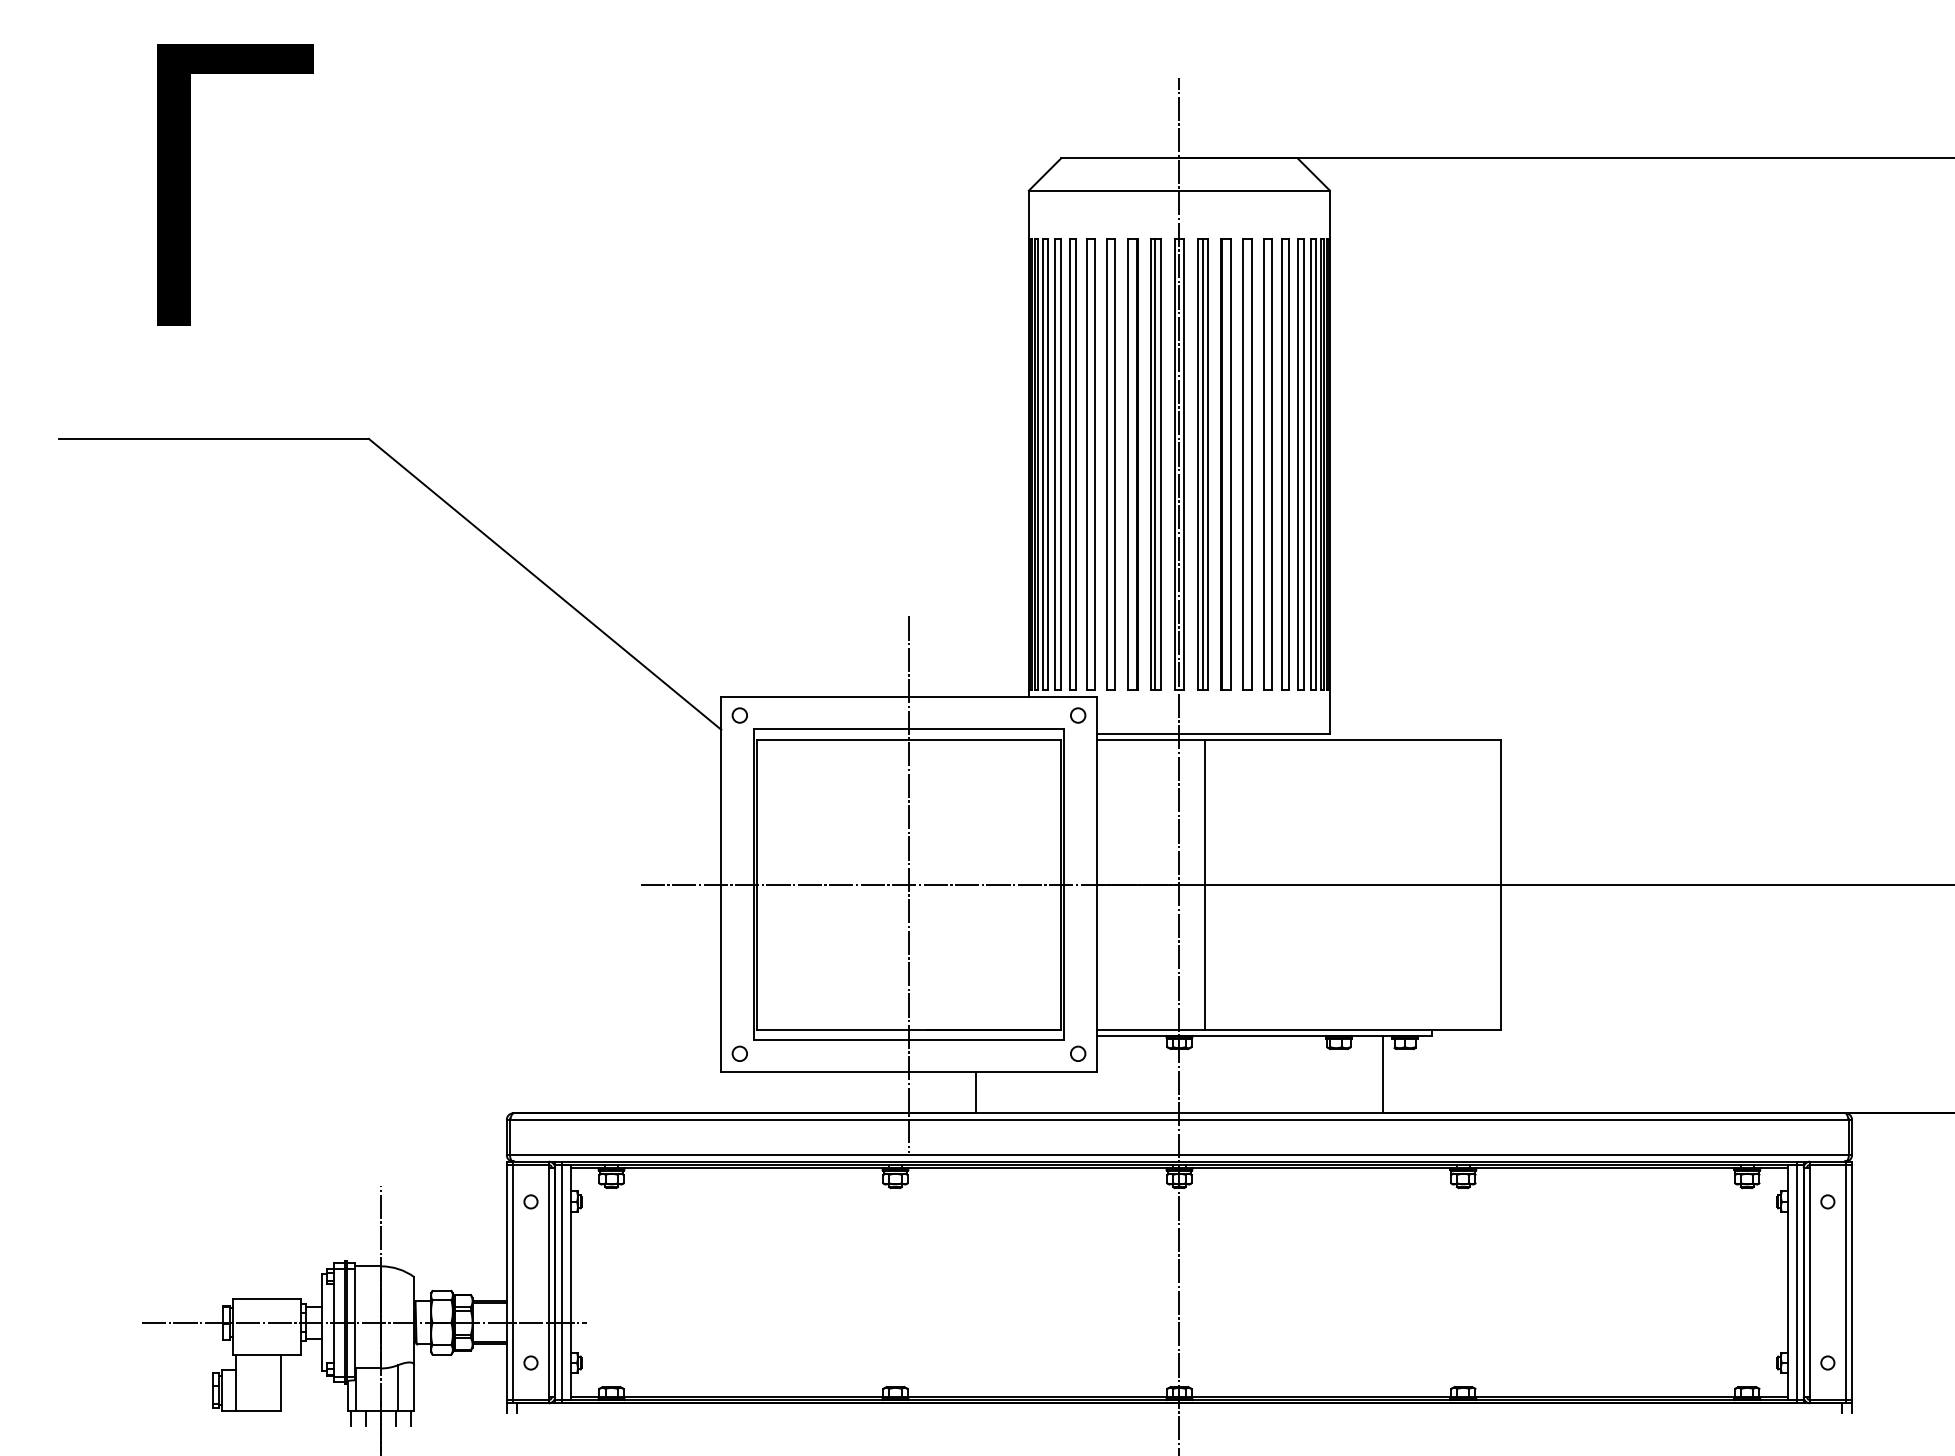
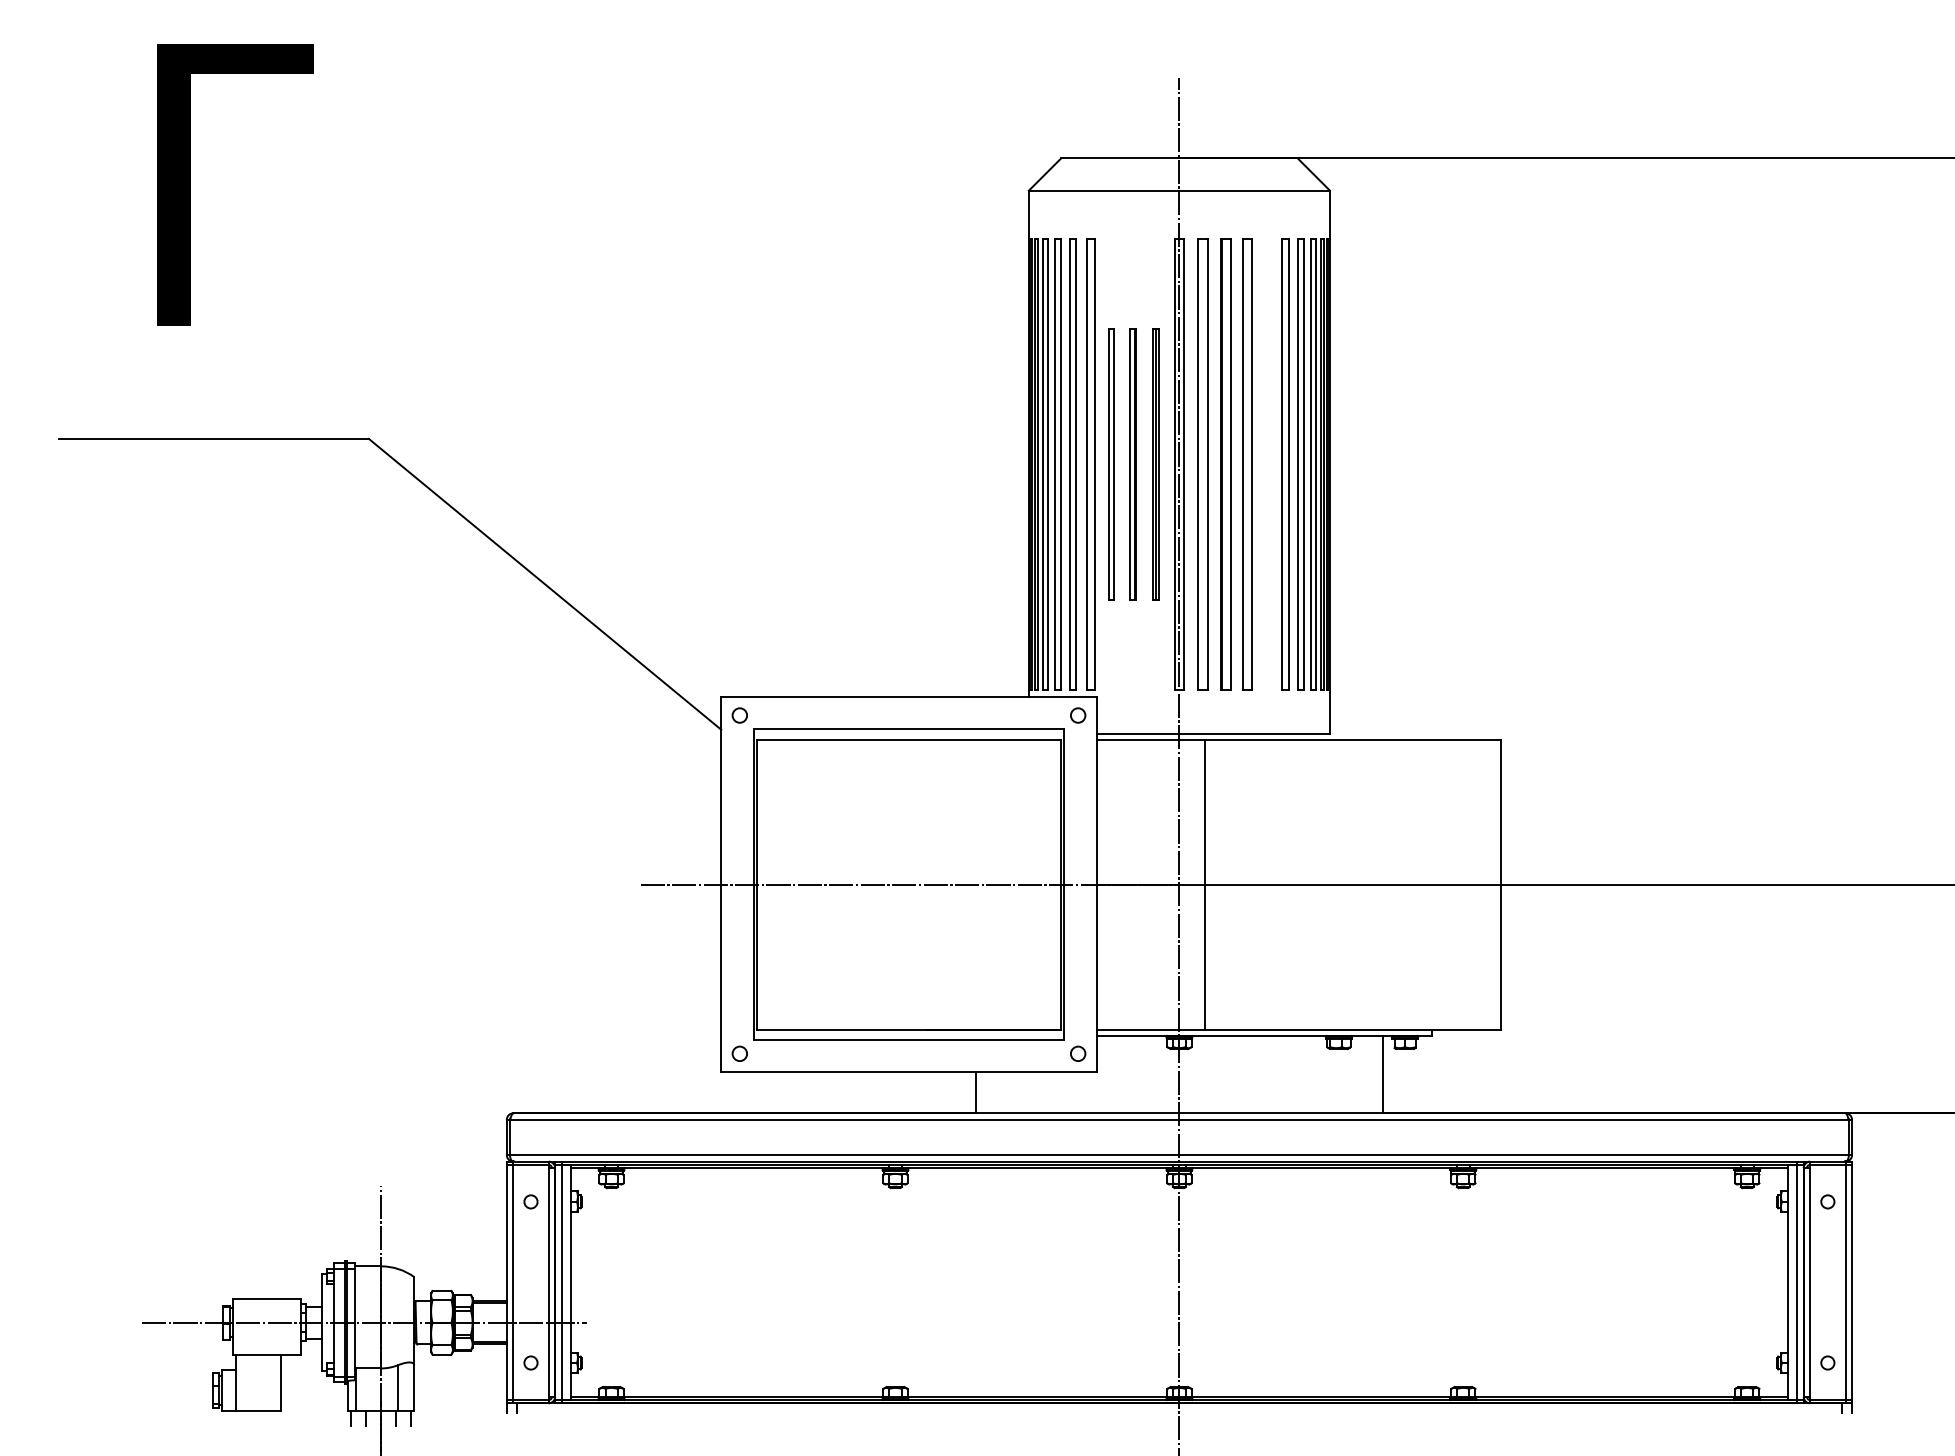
part size: 10x453 px -> 7x273 px (1111, 464)
part size: 12x453 px -> 8x273 px (1132, 464)
part size: 12x453 px -> 8x273 px (1155, 464)
line: present -> none (1203, 464)
part: present -> none (1267, 464)
line: present -> none (909, 884)
